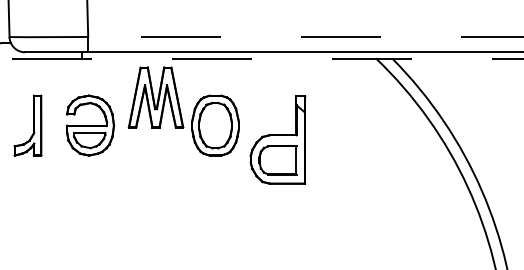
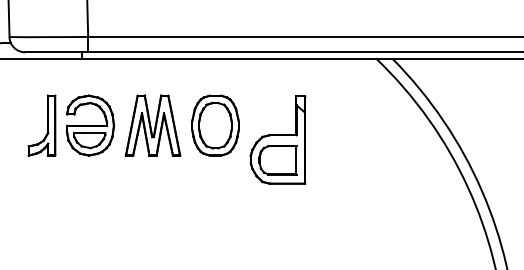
line: dashed -> solid (305, 36)
line: dashed -> solid (262, 58)
part position: (155, 97) -> (152, 125) (152, 125)
part position: (27, 125) -> (41, 125) (41, 125)
